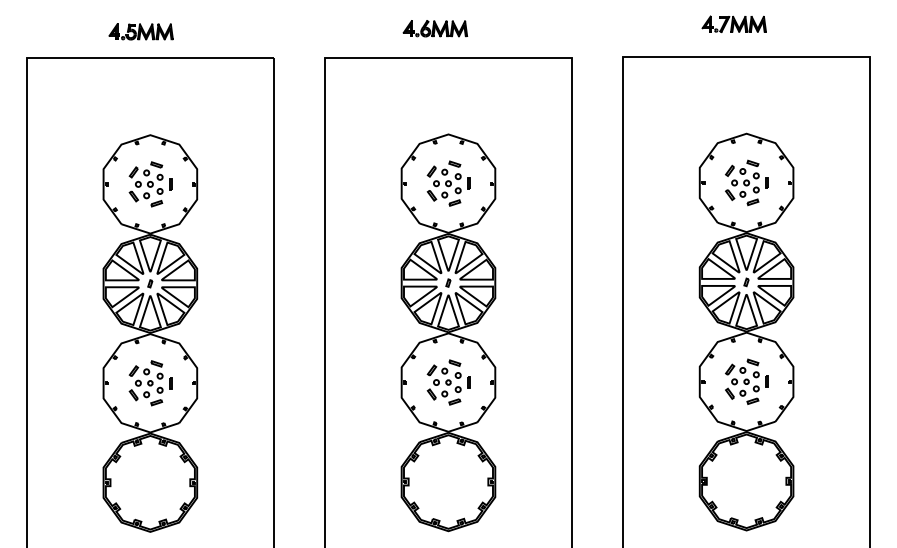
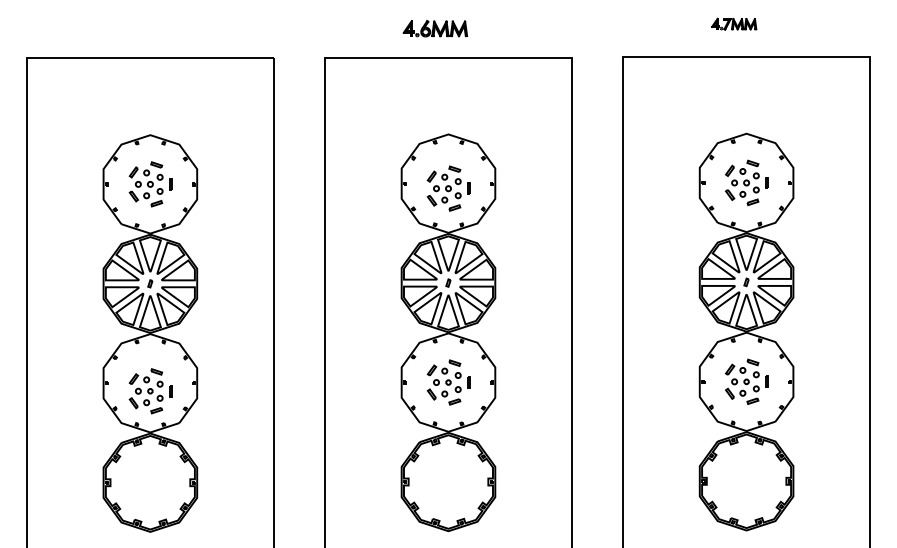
part size: 66x18 px -> 47x14 px (734, 23)
part: present -> none (140, 31)
part position: (448, 183) -> (448, 188) (448, 188)
part position: (150, 383) -> (150, 391) (150, 391)
